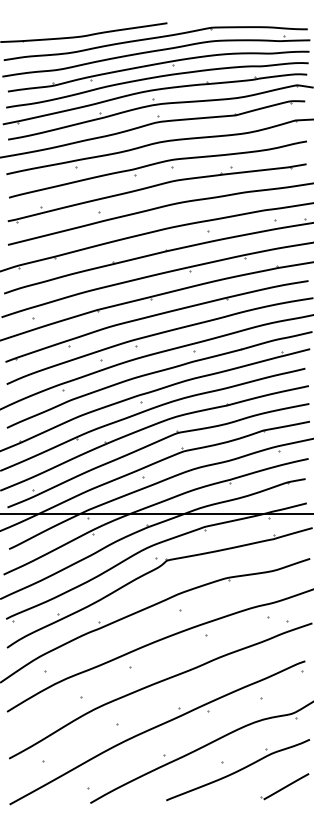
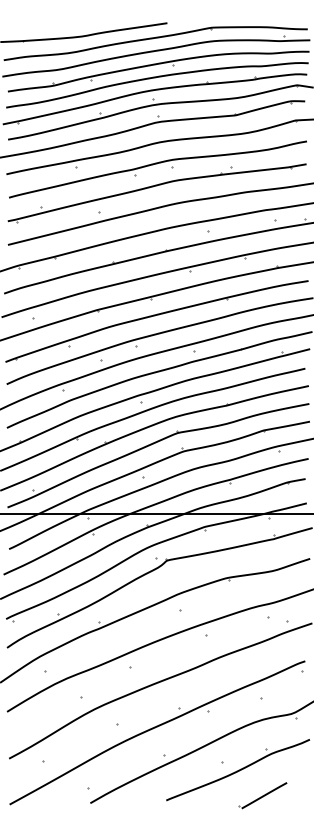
part position: (284, 786) -> (262, 795) (262, 795)
